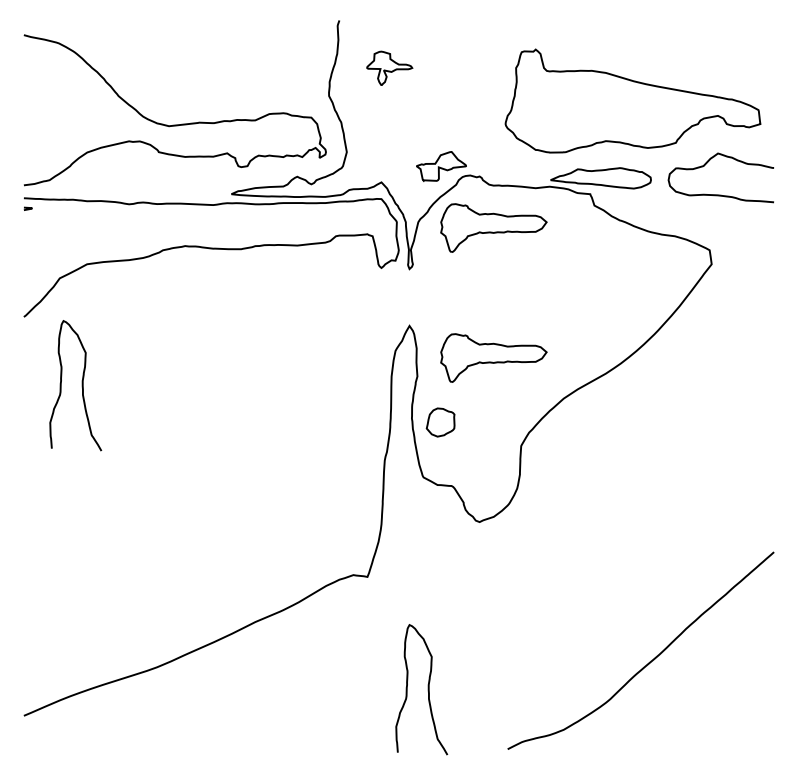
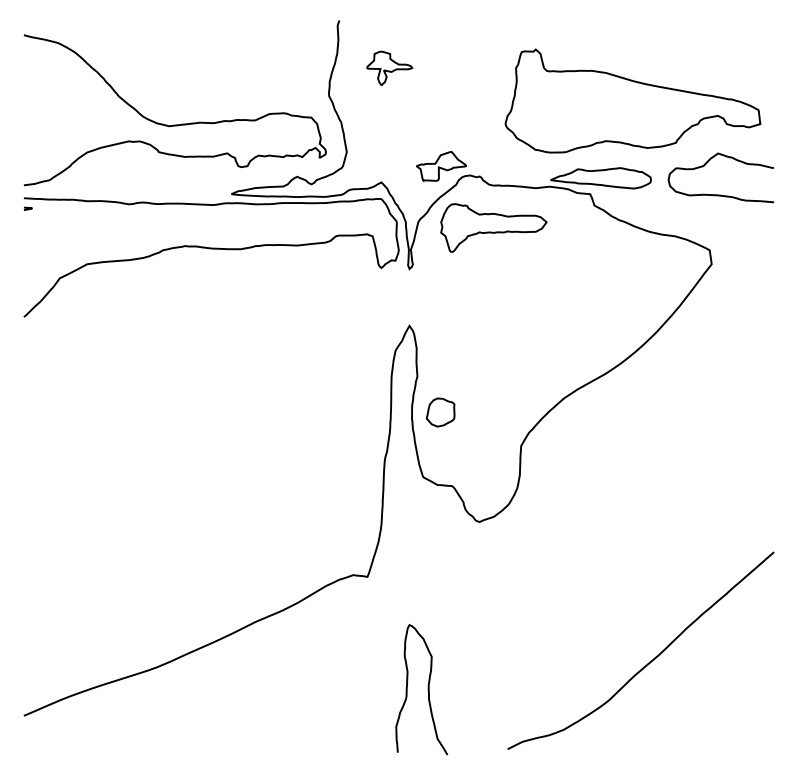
part: present -> none (493, 357)
curve: present -> none (81, 385)
part position: (440, 422) -> (440, 412) (440, 412)
